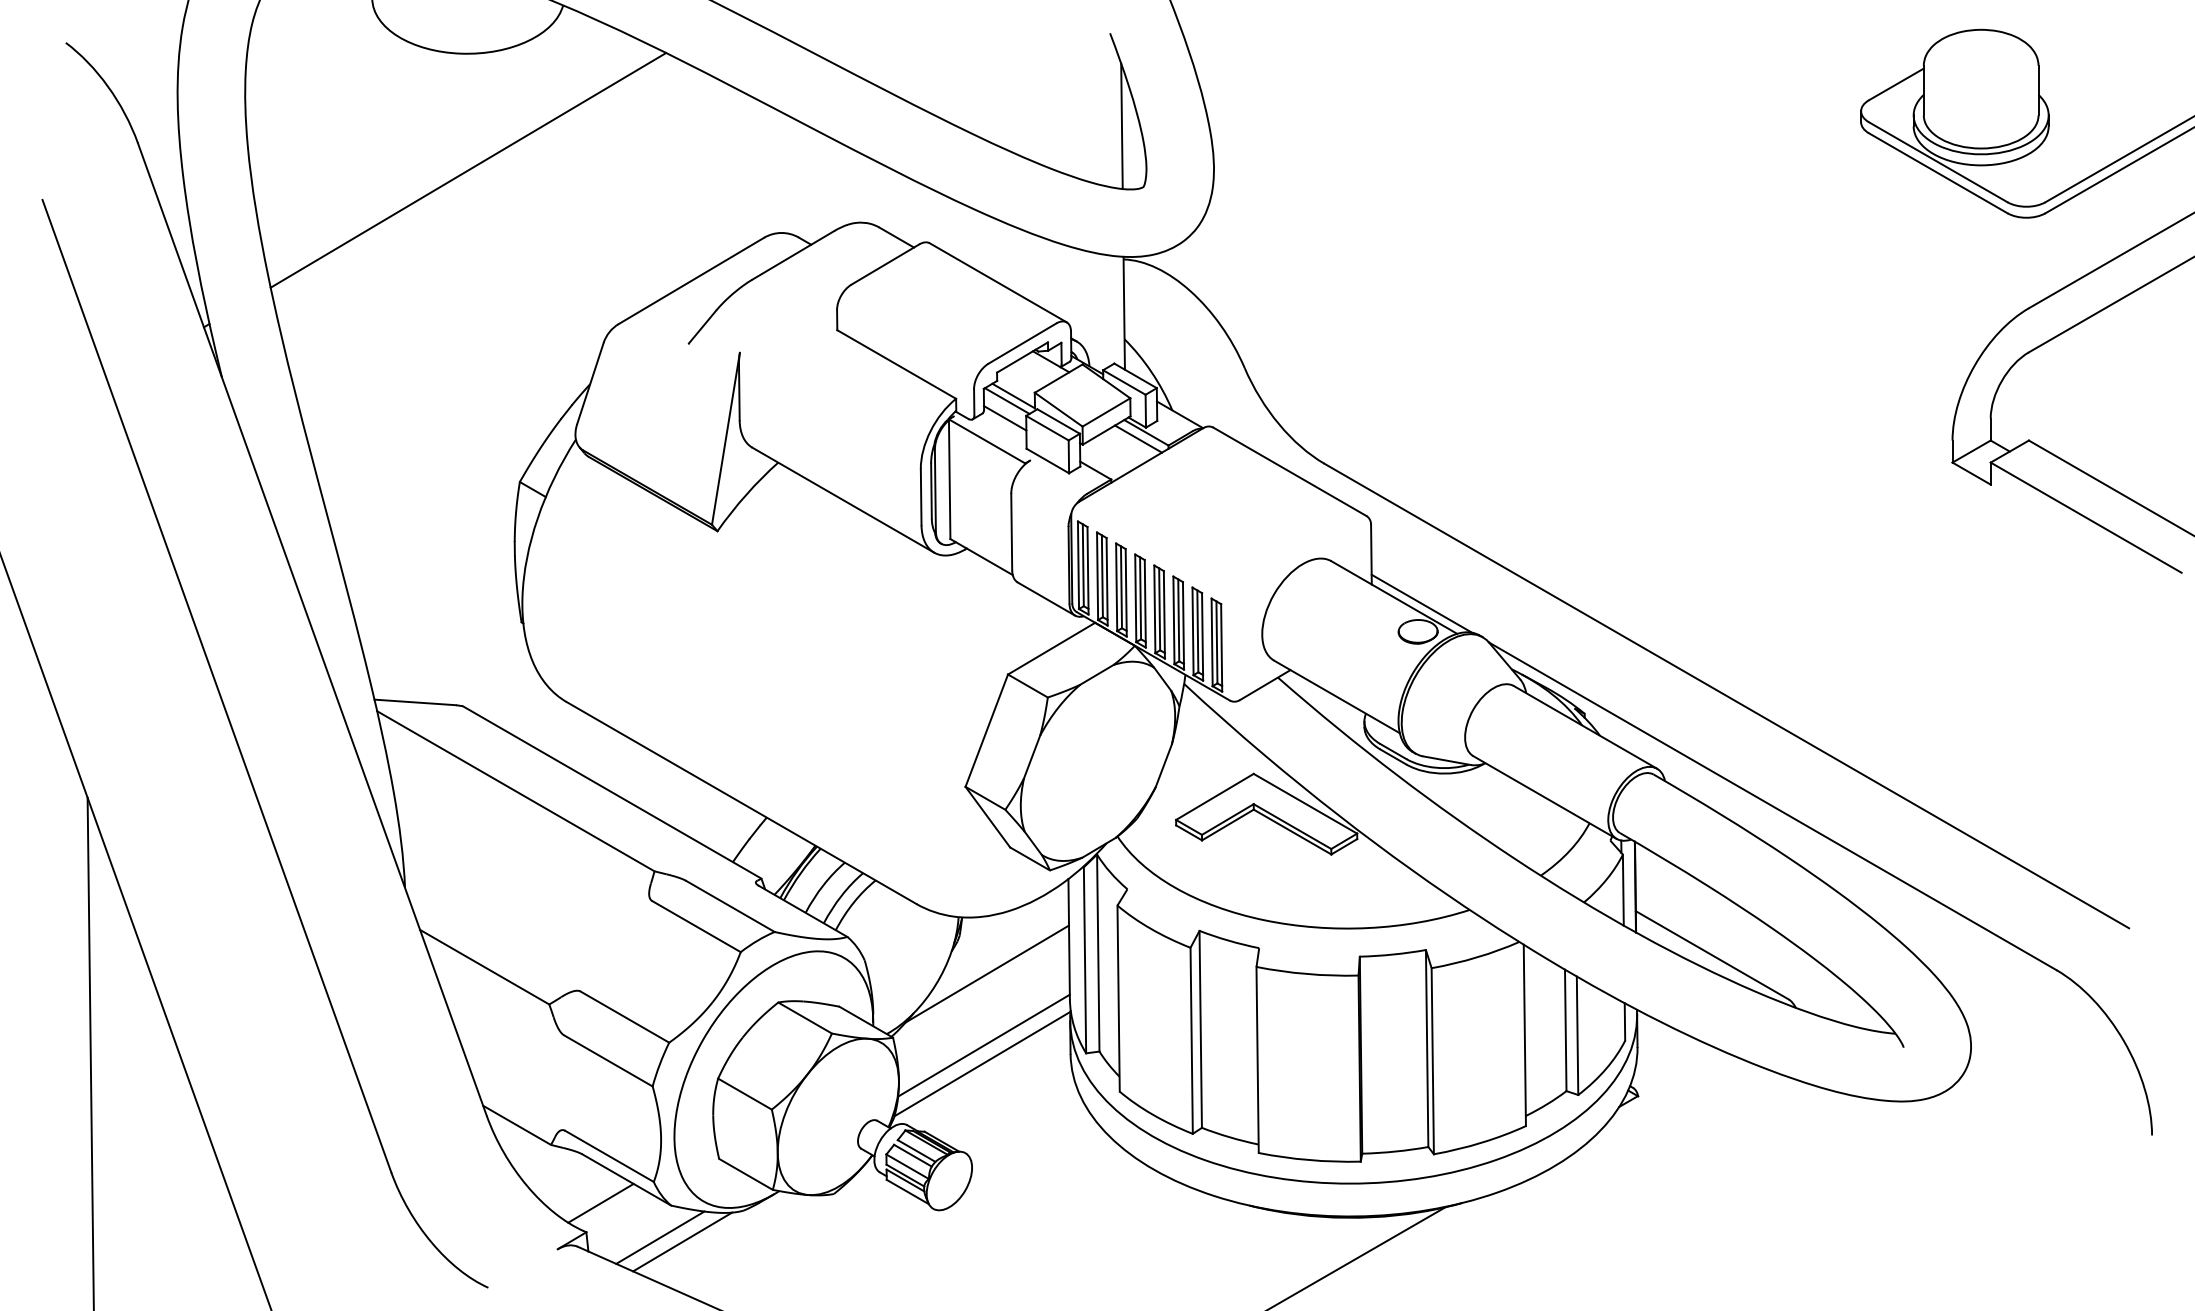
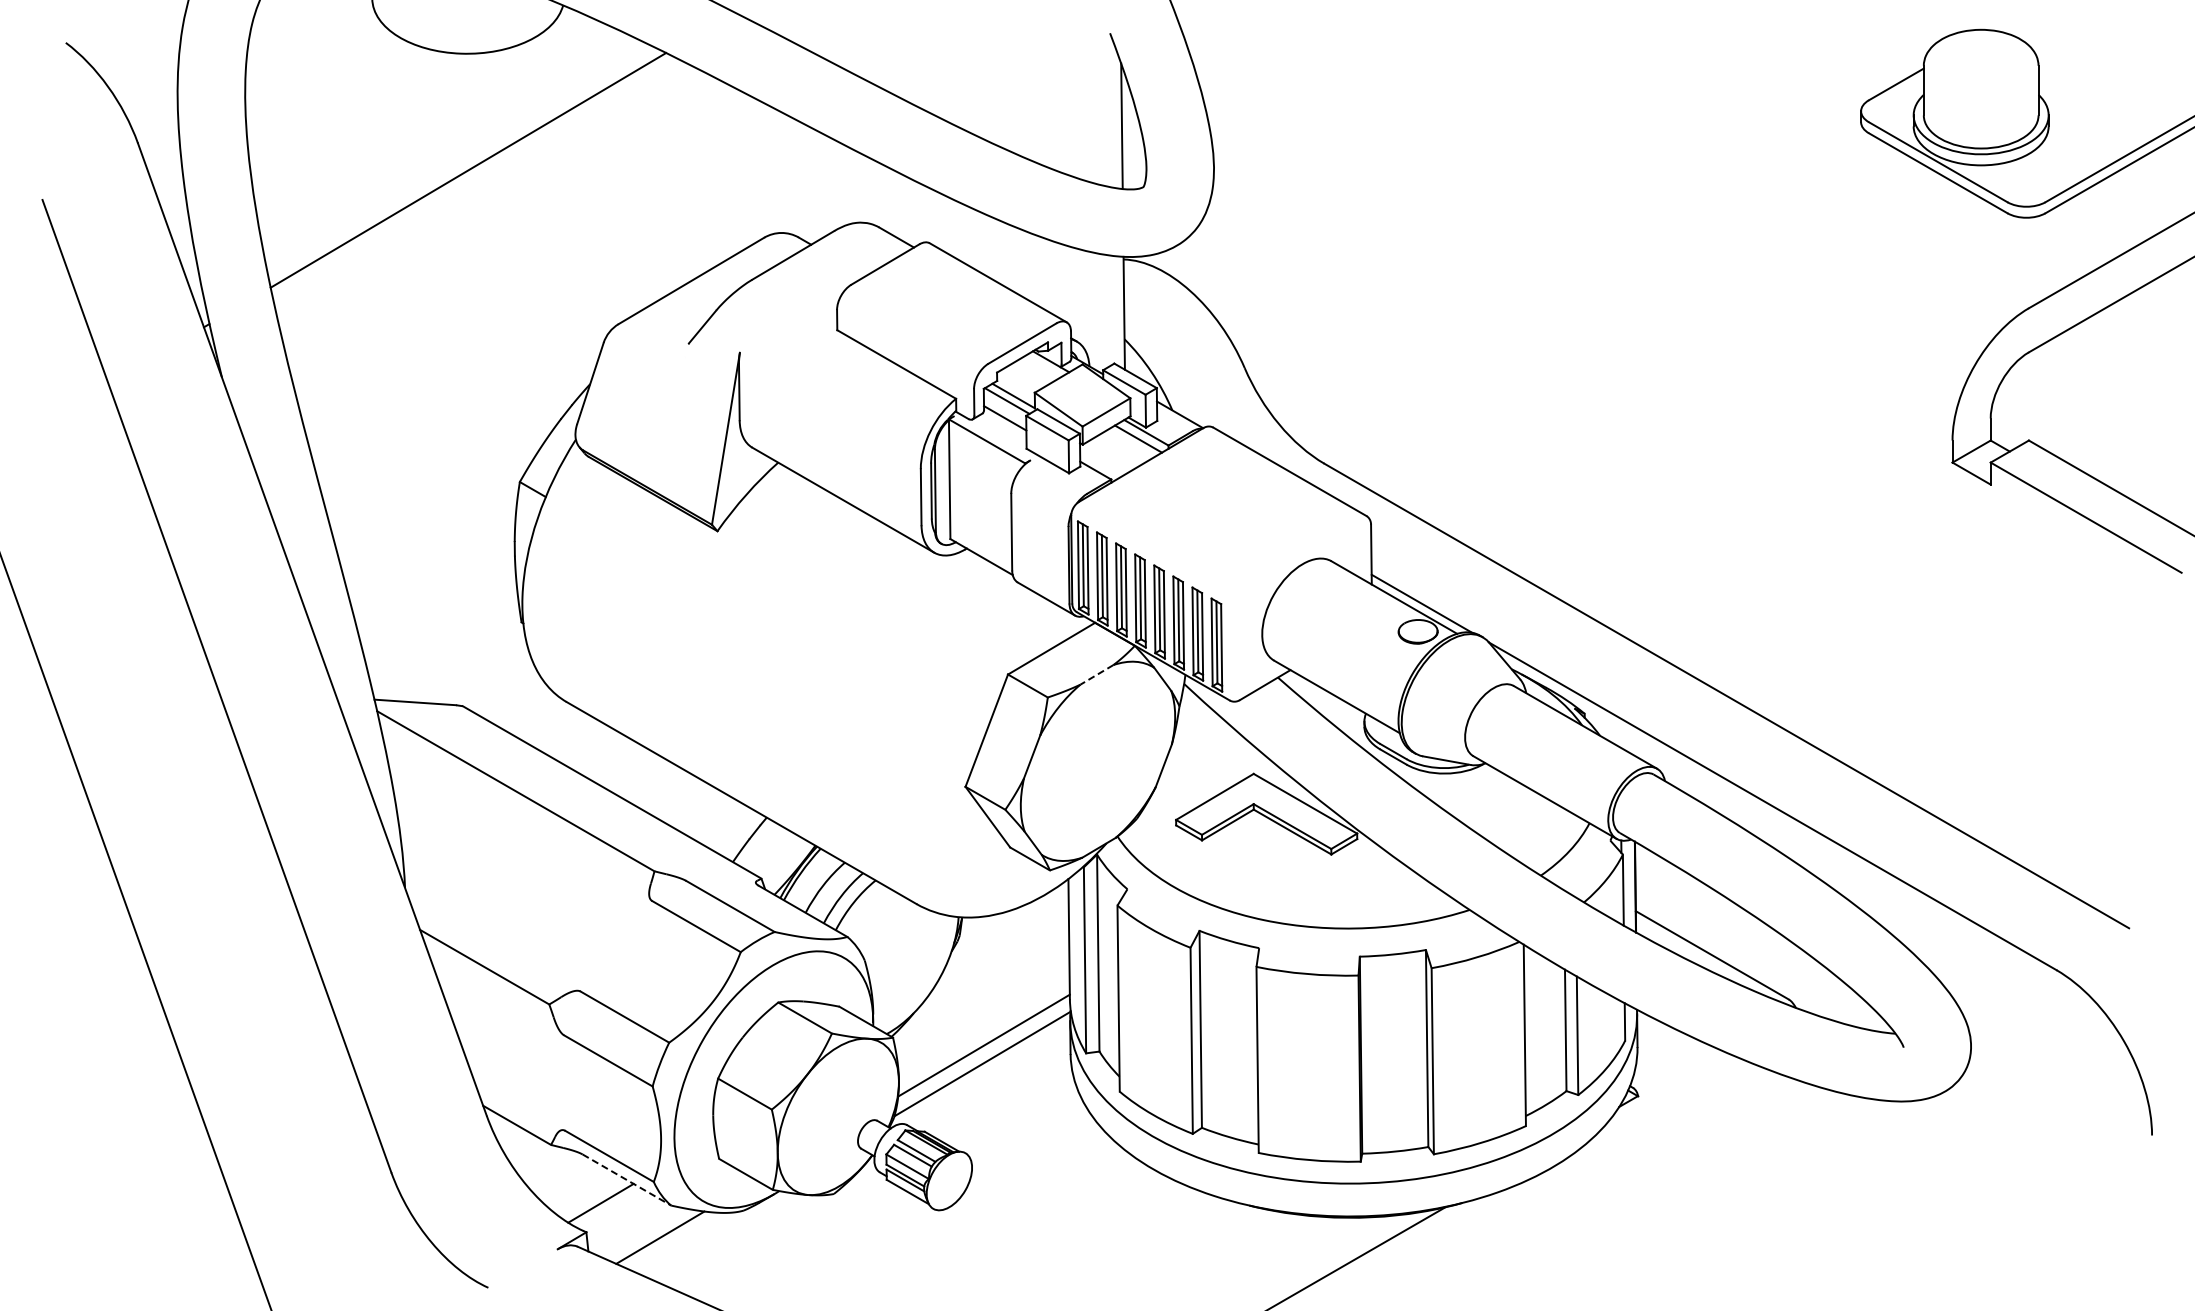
line: solid -> dashed (1096, 675)
line: present -> none (987, 973)
line: present -> none (90, 1052)
line: solid -> dashed (627, 1180)
line: present -> none (682, 1241)
